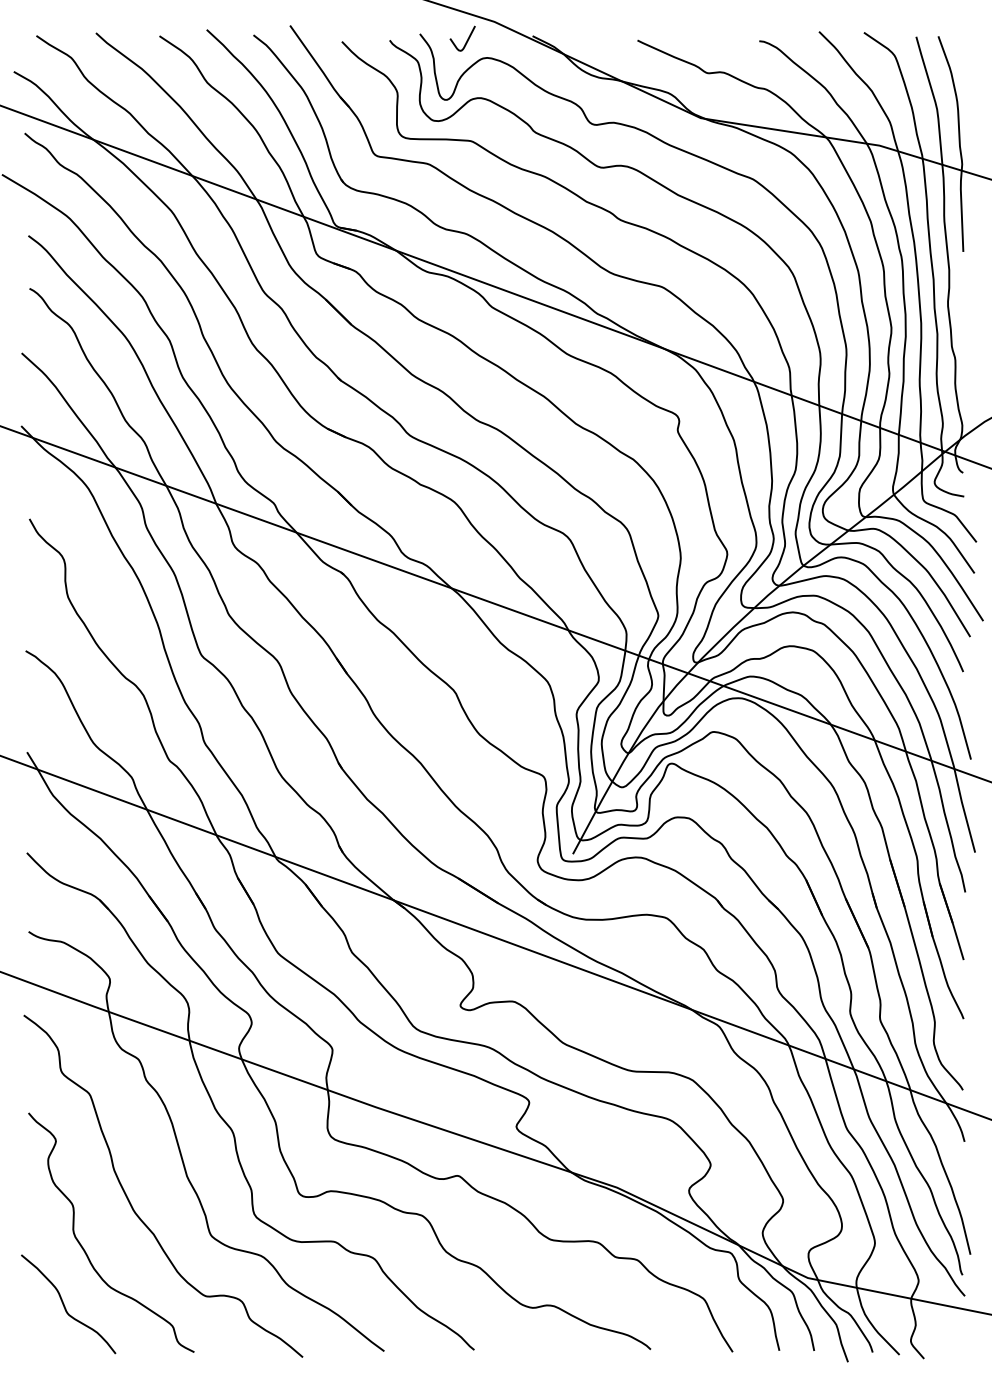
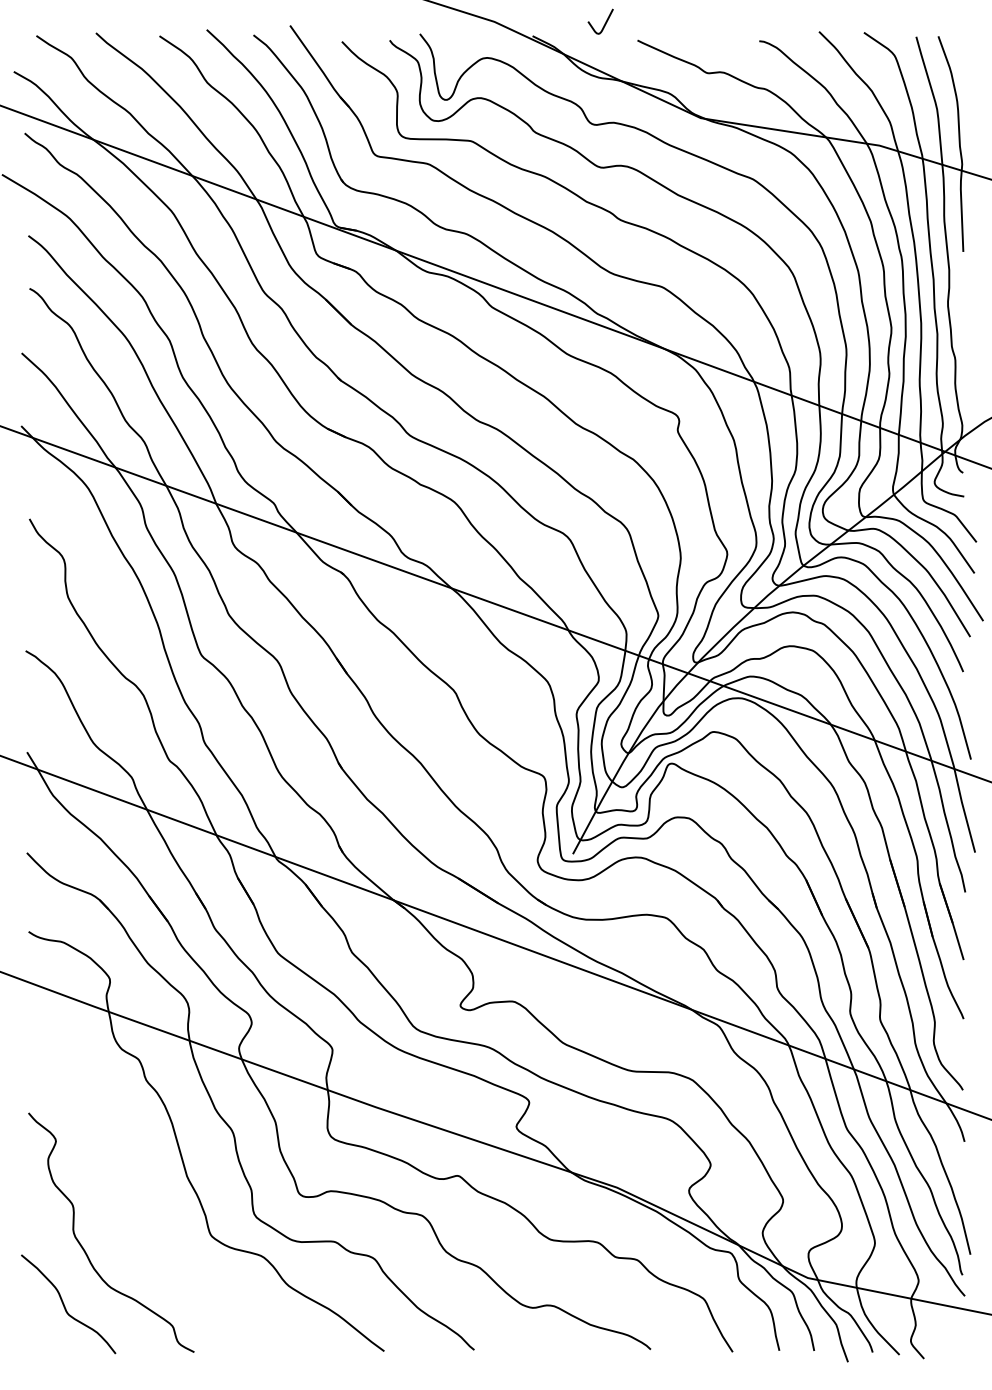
curve position: (466, 40) -> (604, 23) (604, 23)
curve: present -> none (130, 1201)
